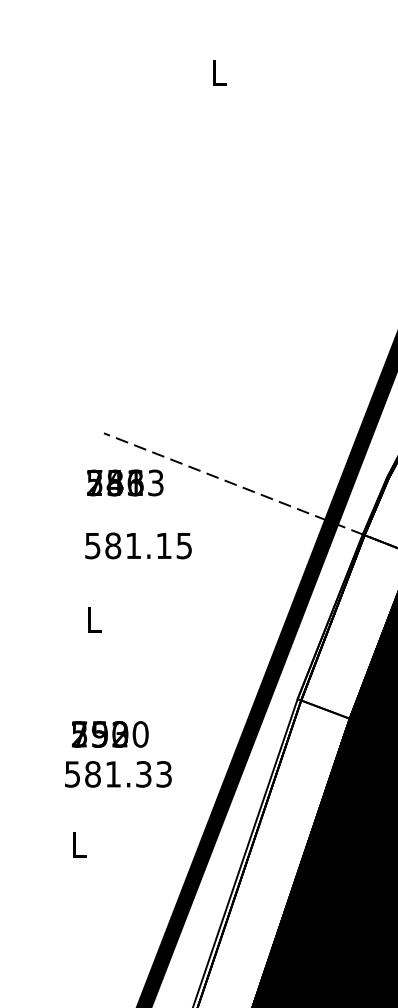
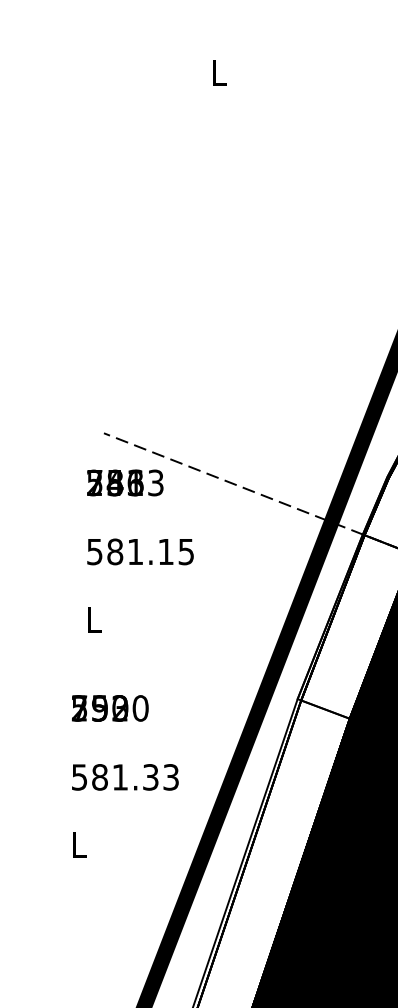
text position: (138, 545) -> (140, 551) (140, 551)
text position: (110, 734) -> (110, 708) (110, 708)
text position: (118, 774) -> (125, 777) (125, 777)
